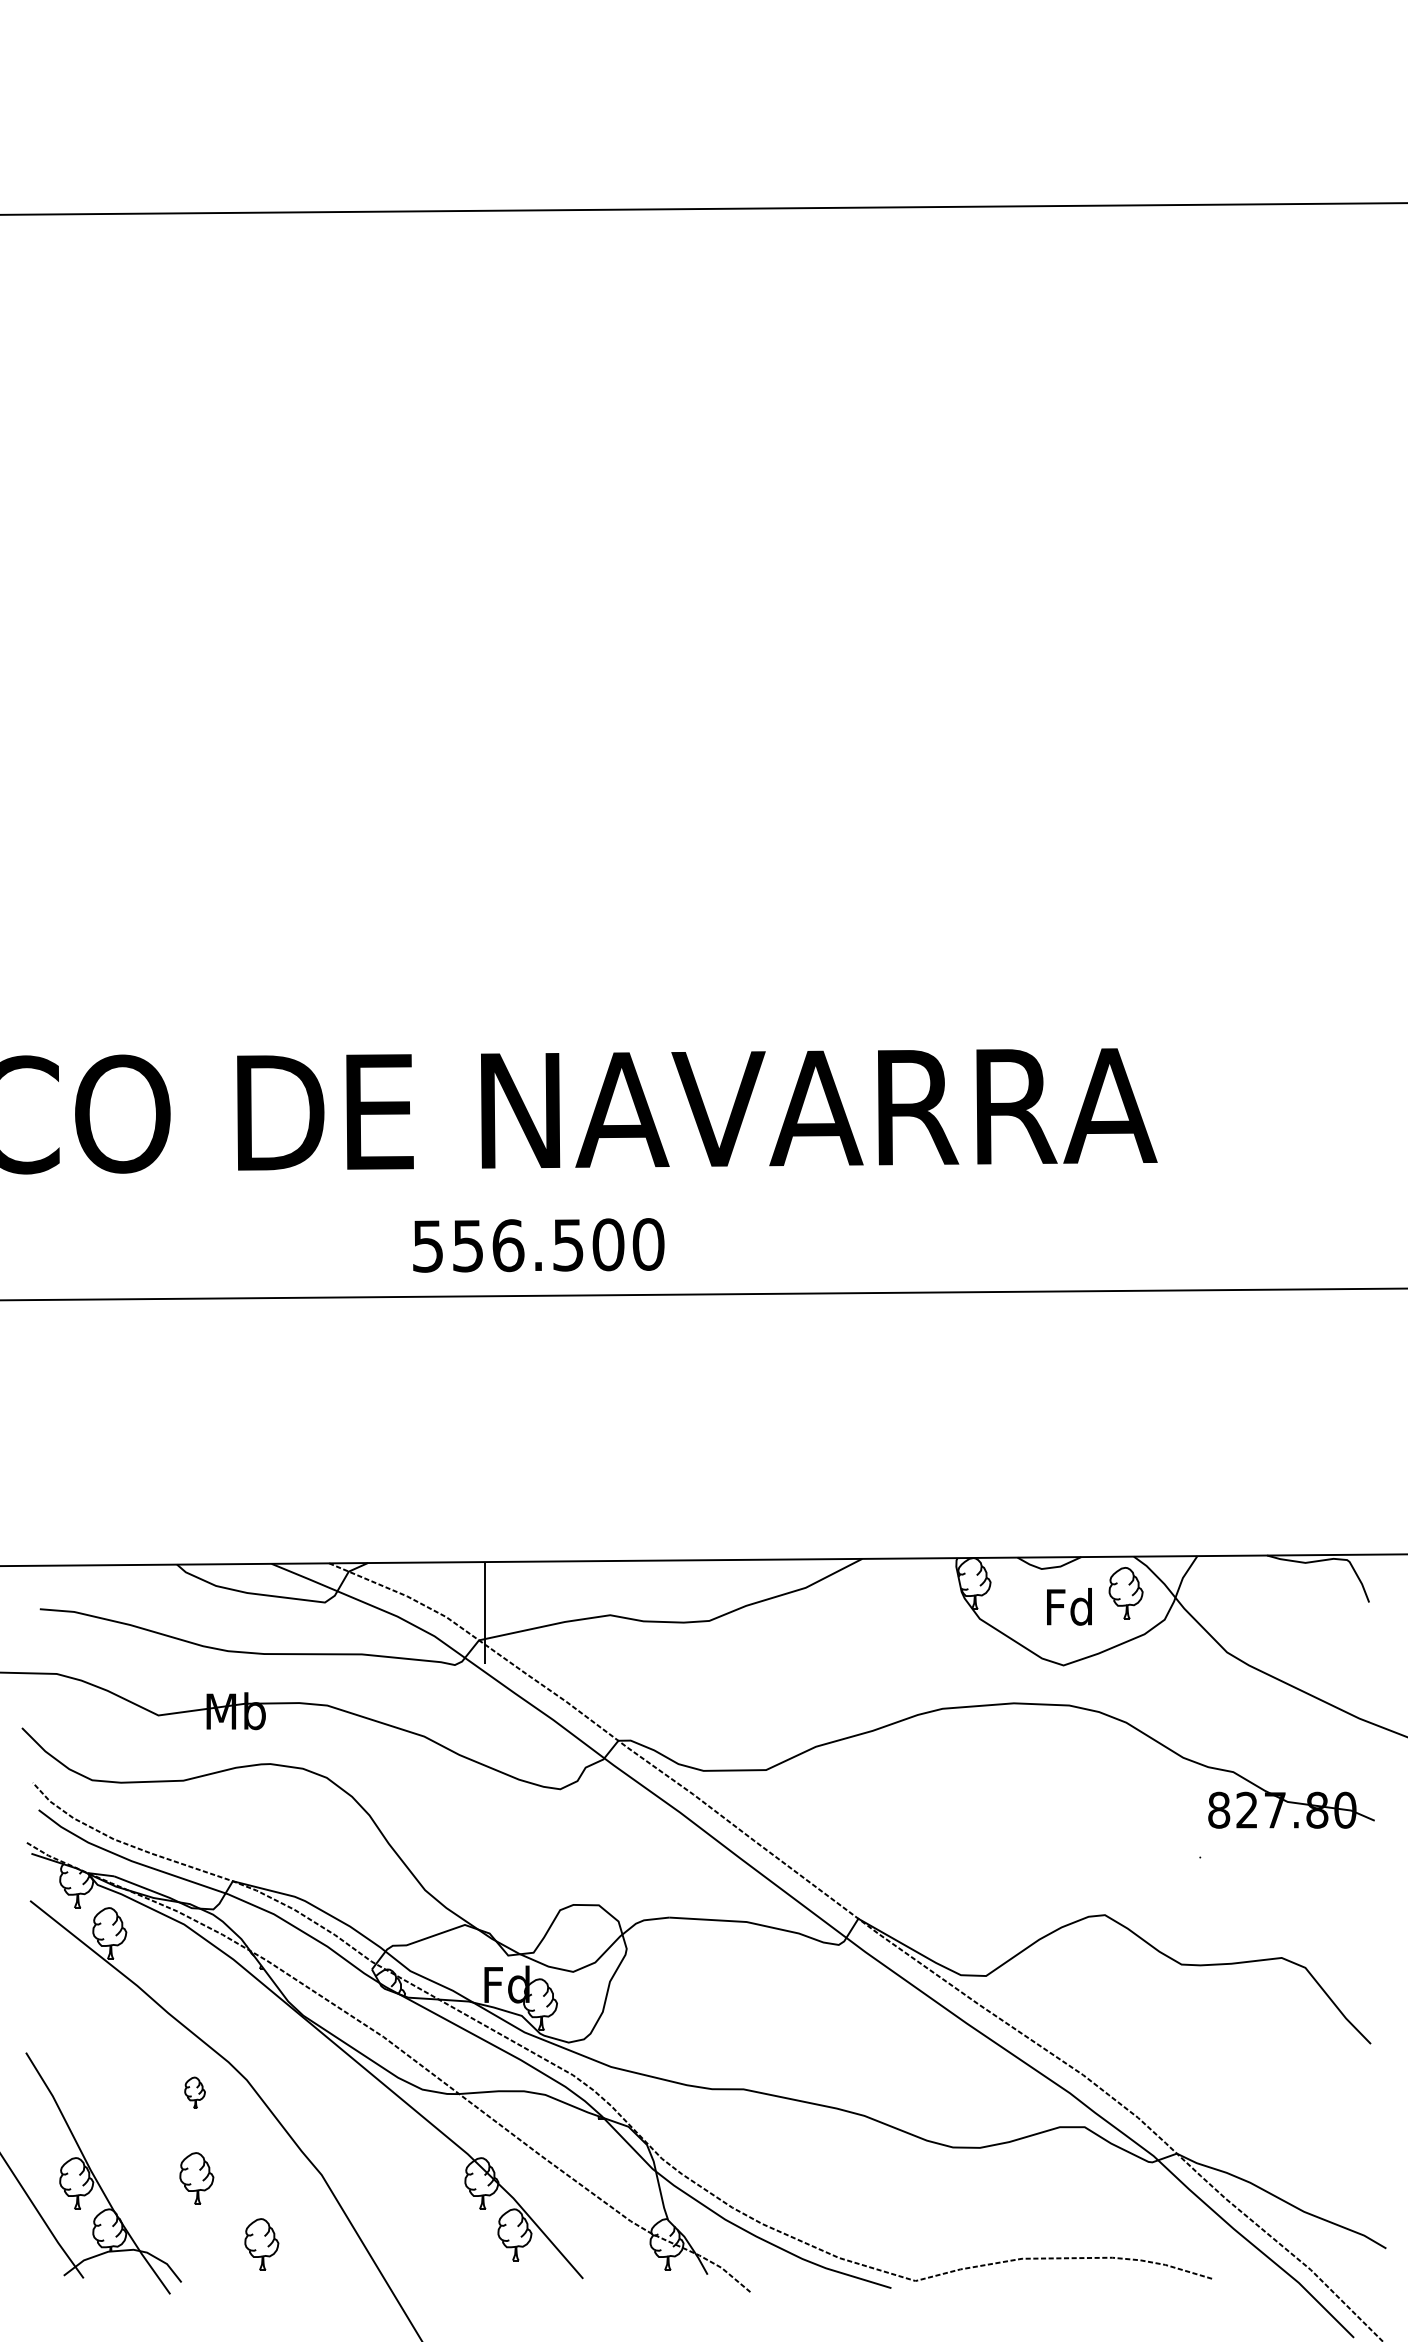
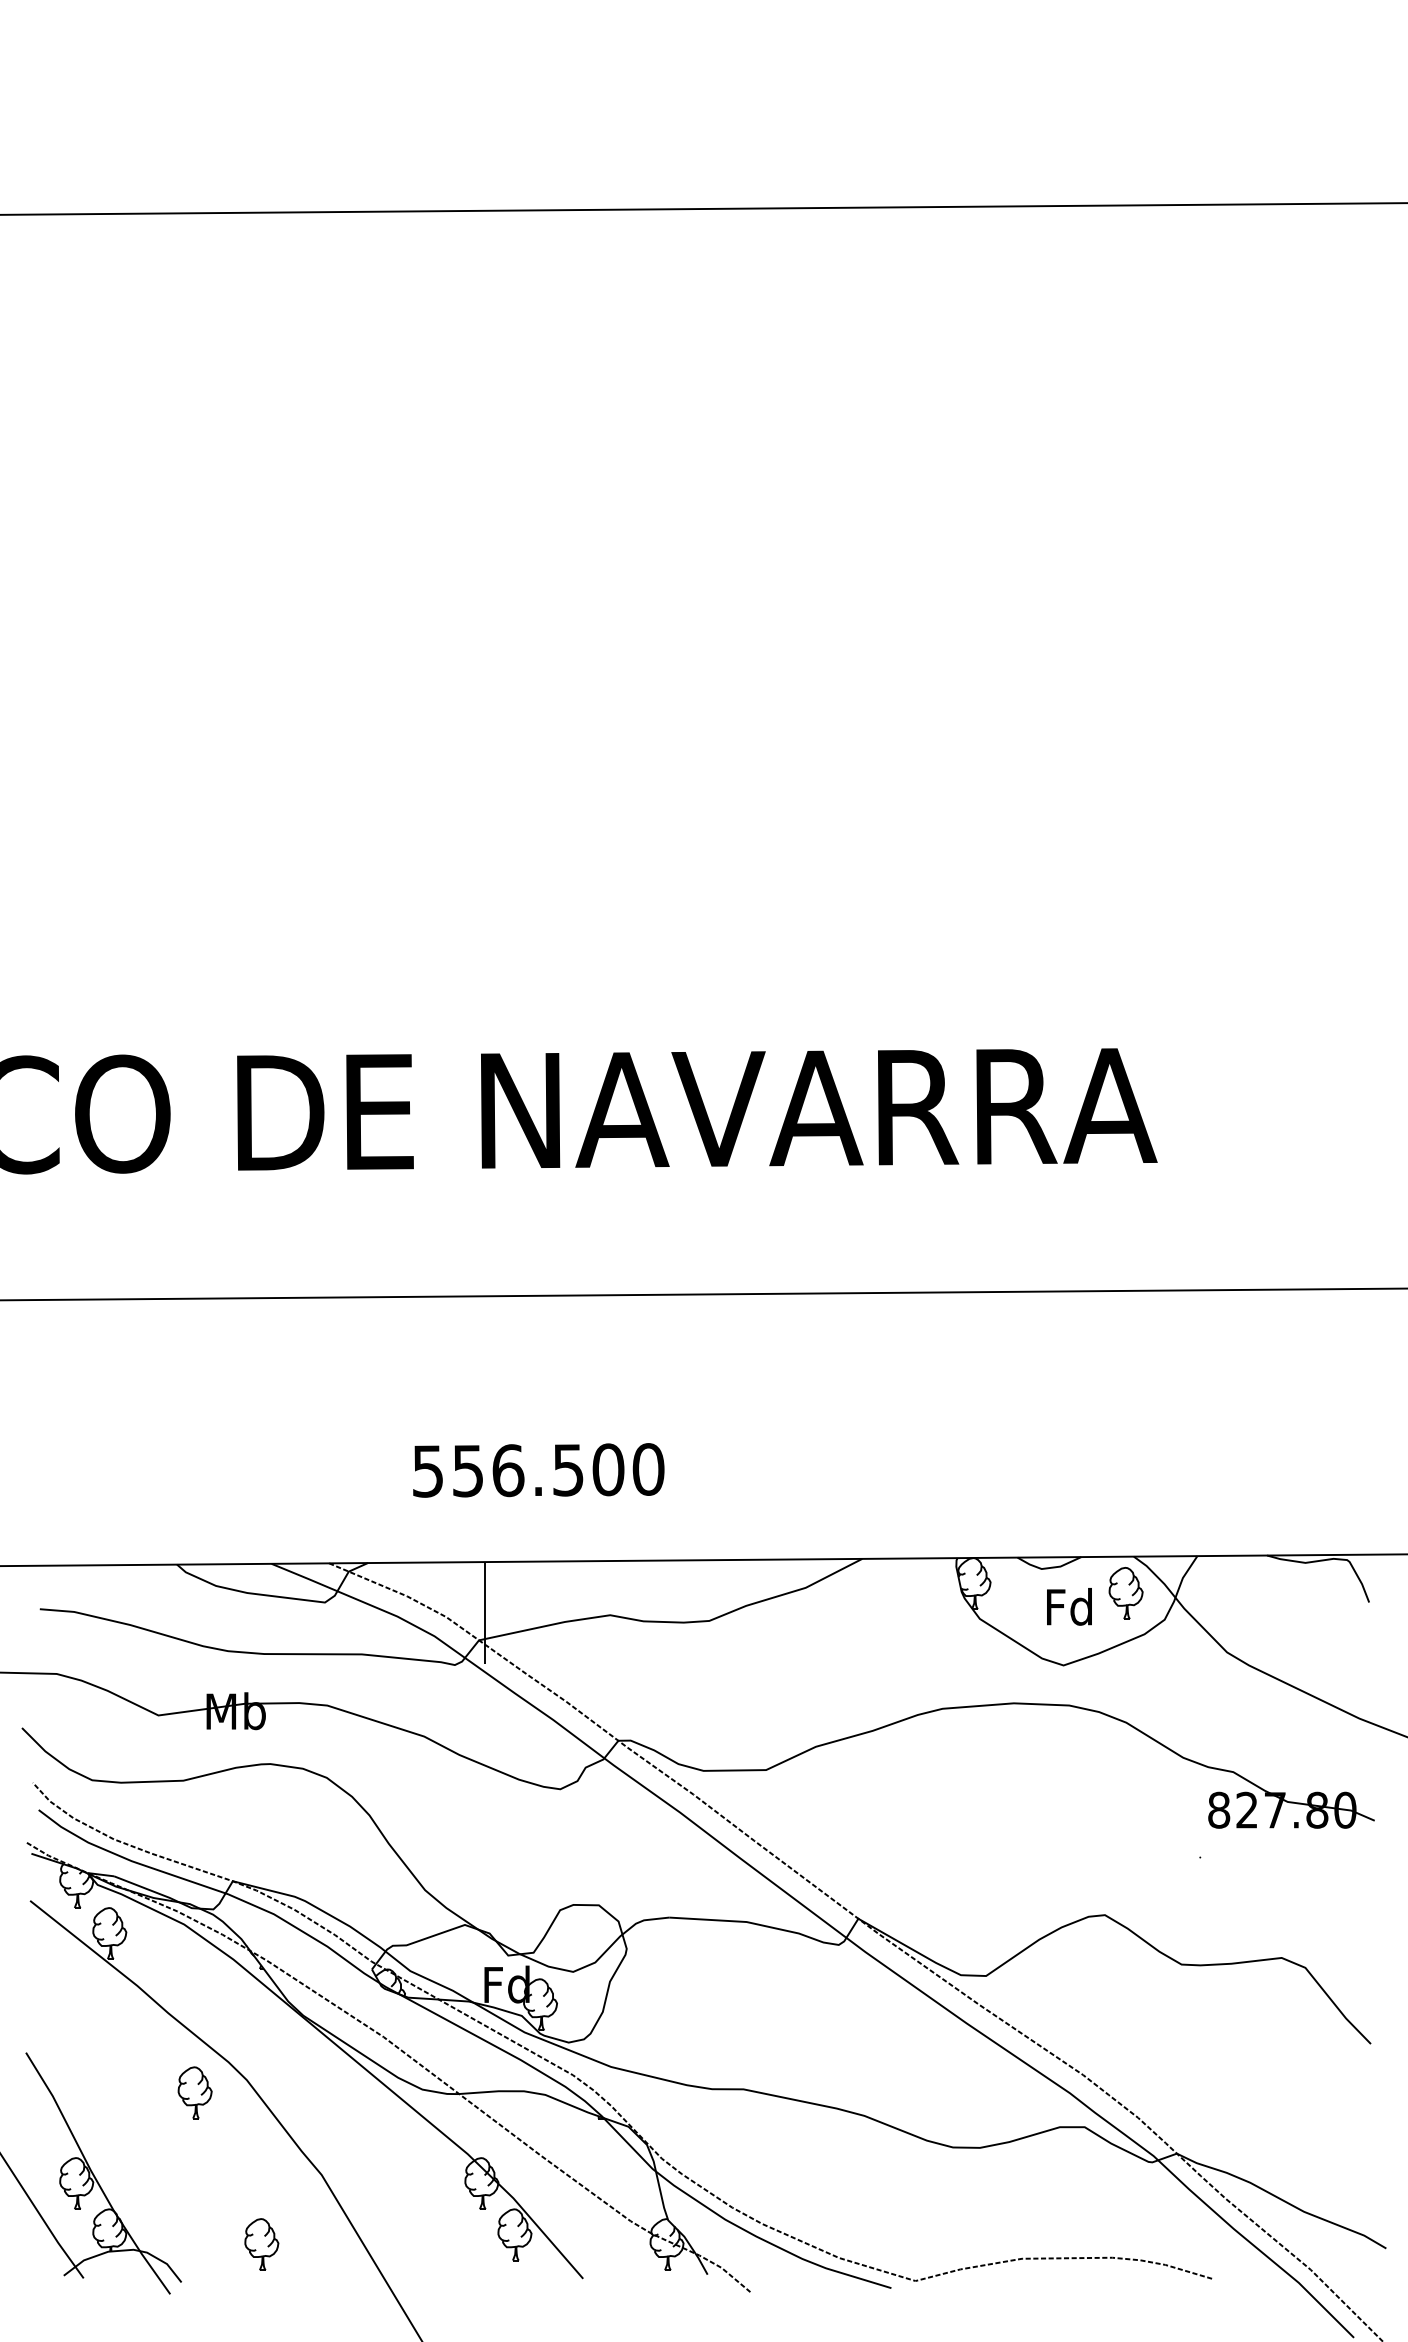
text position: (538, 1245) -> (538, 1470) (538, 1470)
part size: 22x33 px -> 36x54 px (194, 2092)
part: present -> none (196, 2178)
